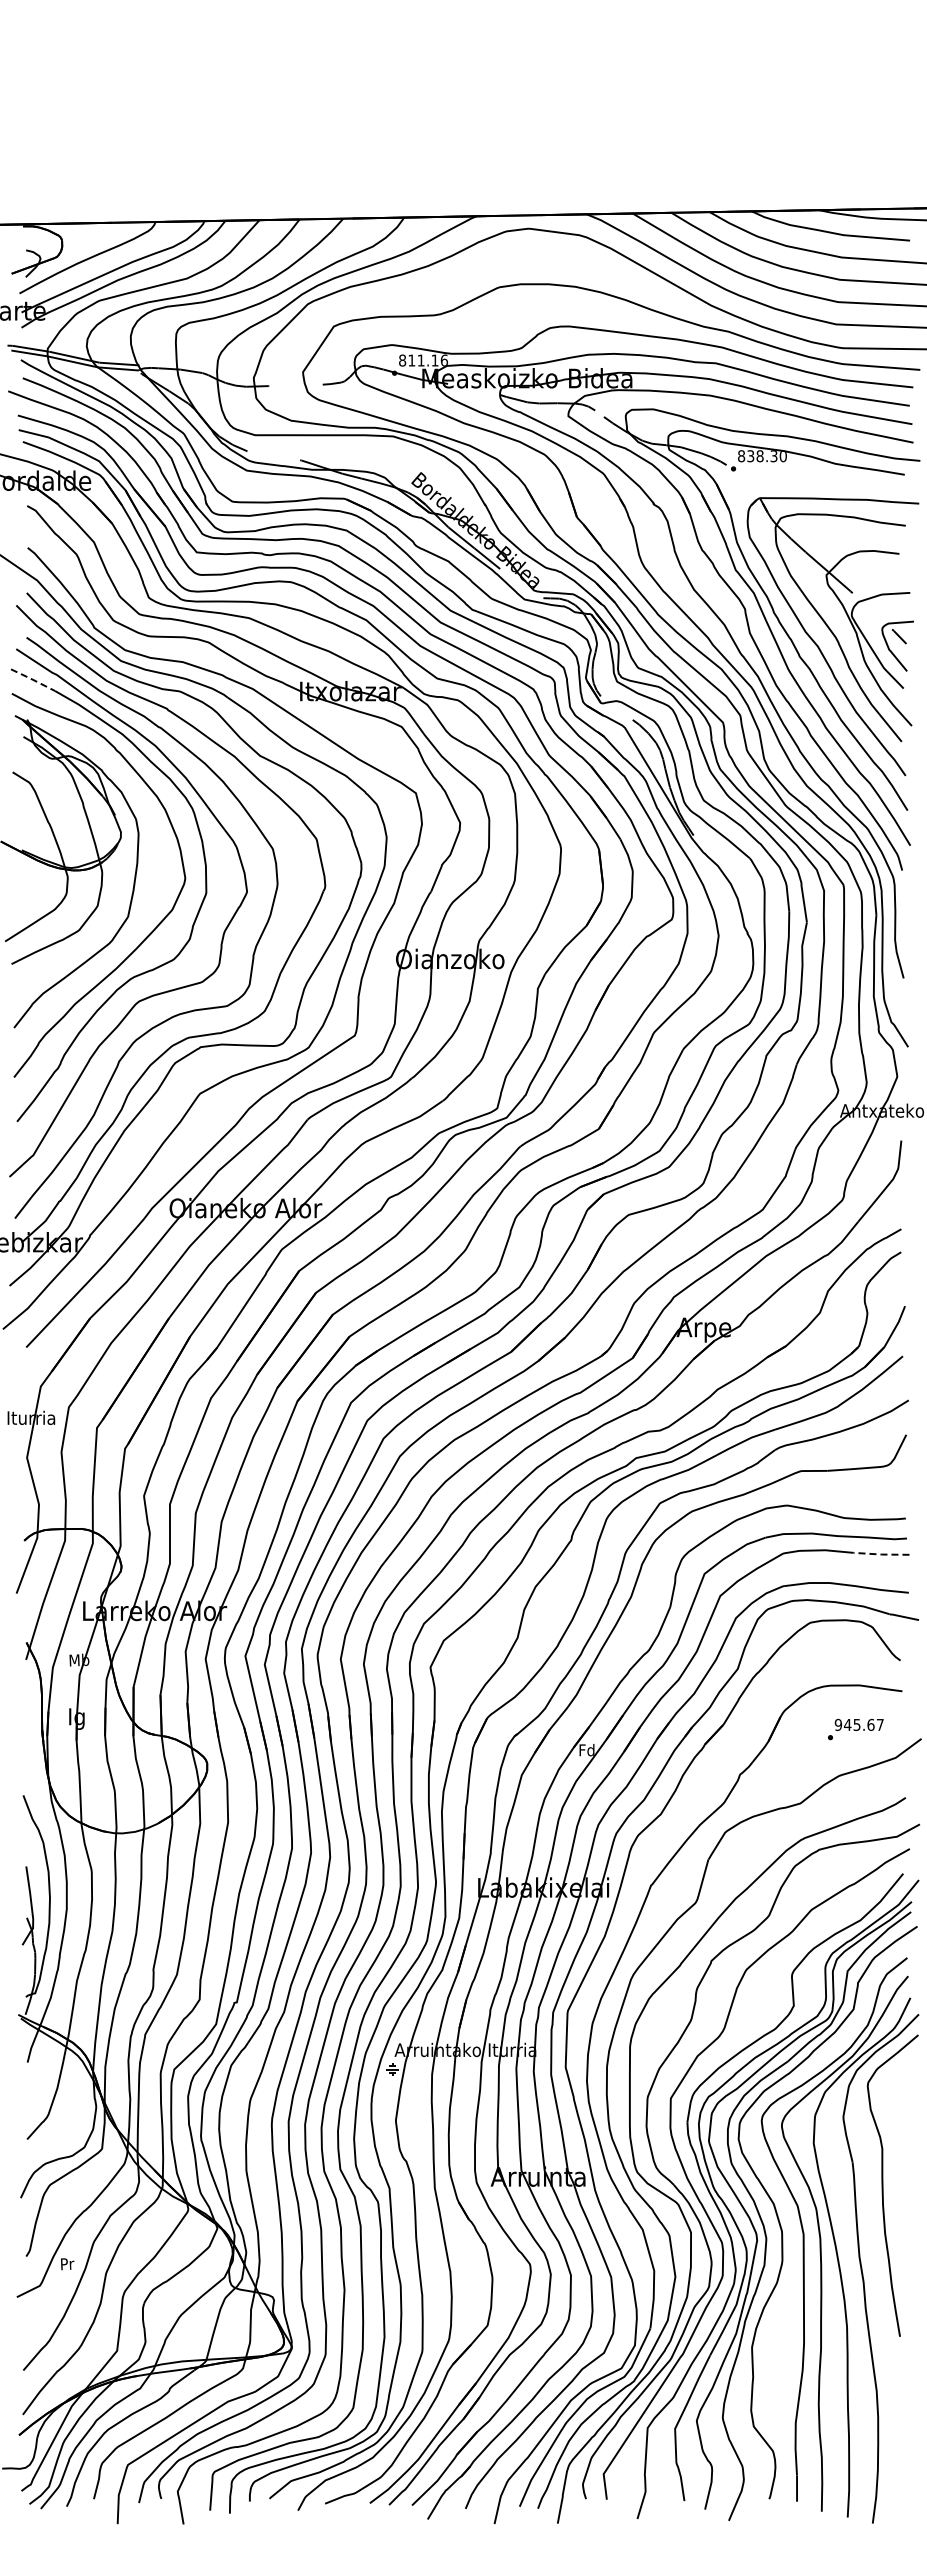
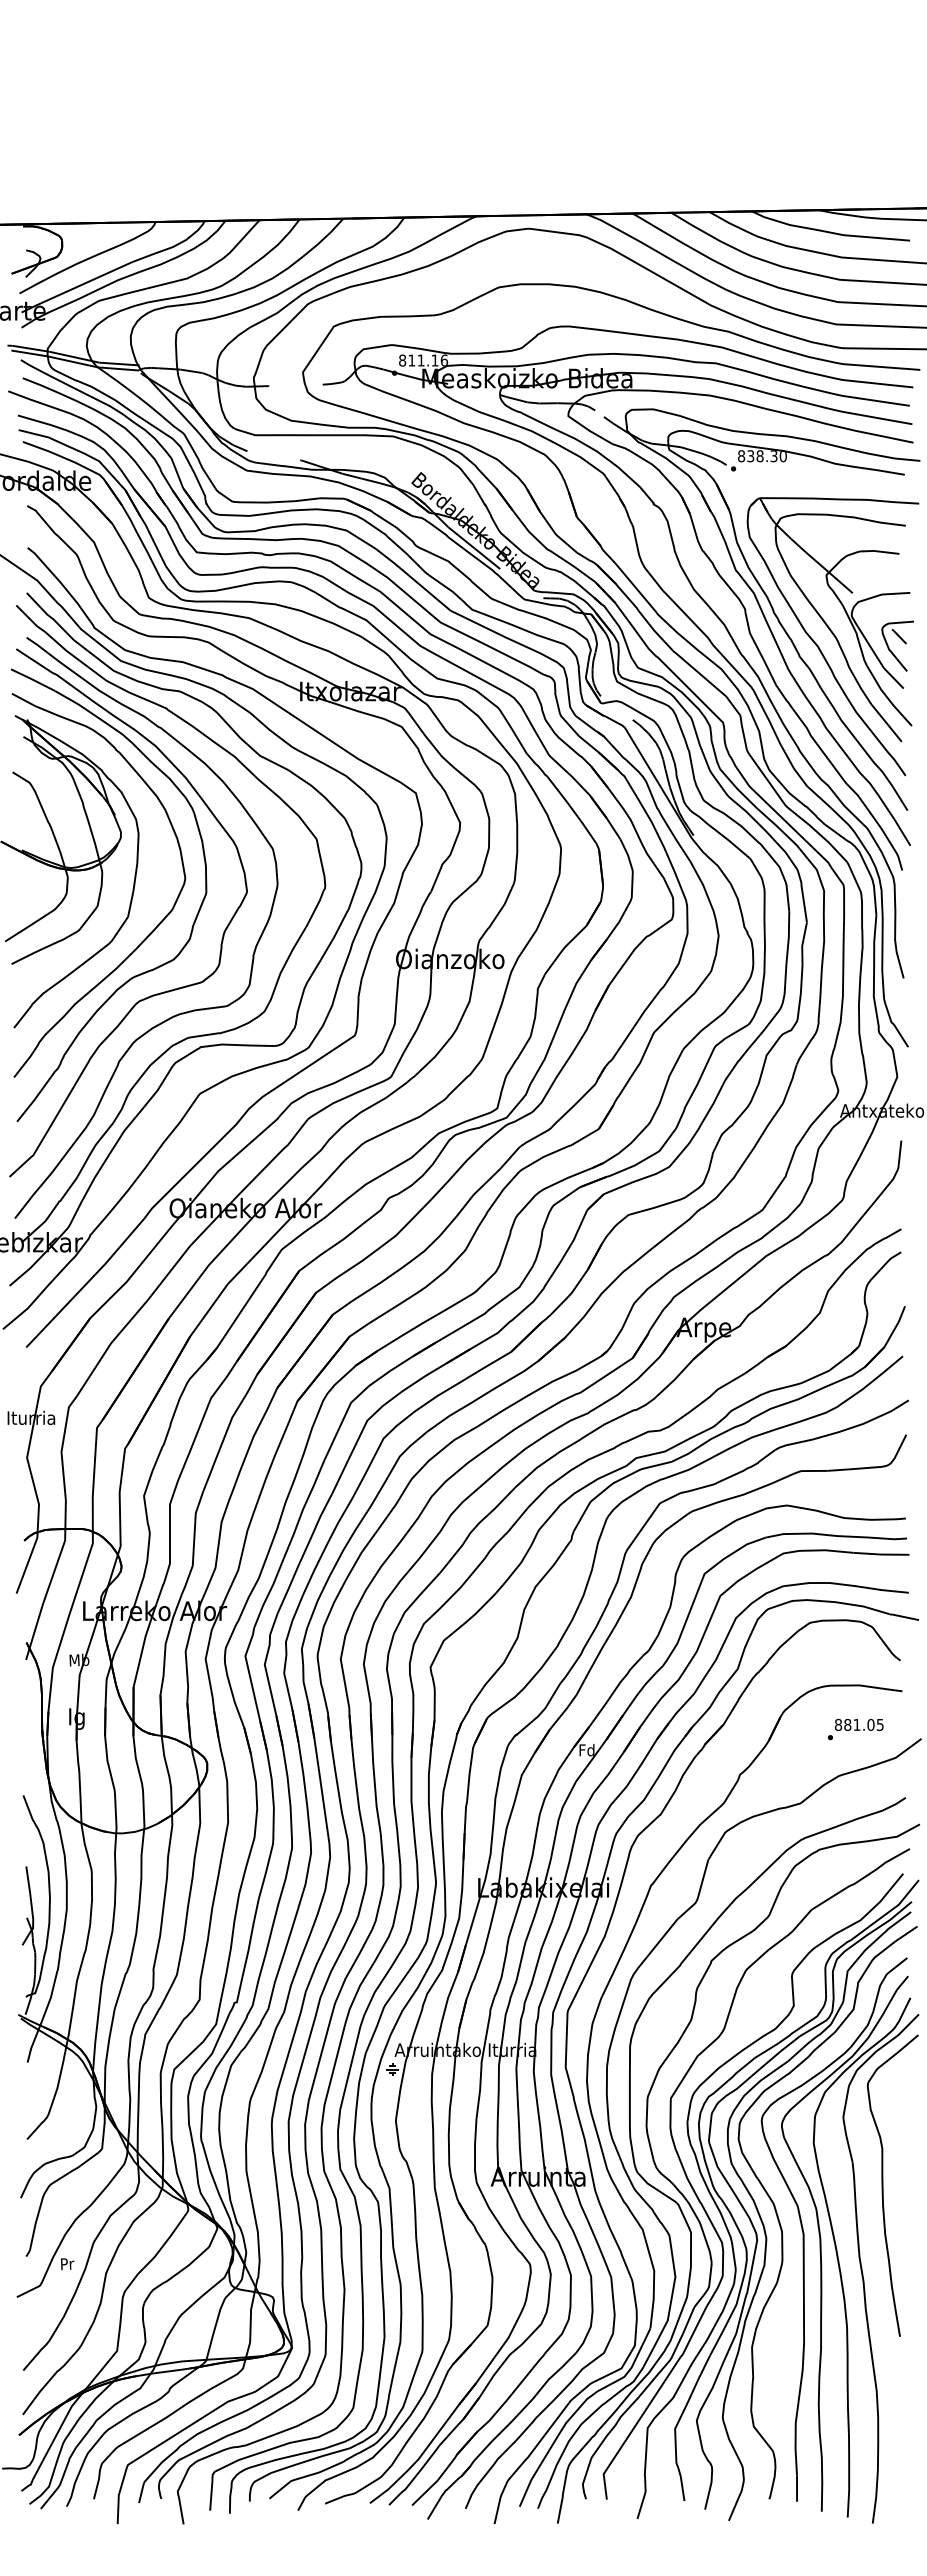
line: dashed -> solid (33, 679)
line: dashed -> solid (881, 1554)
text: 945.67 -> 881.05 (858, 1724)
